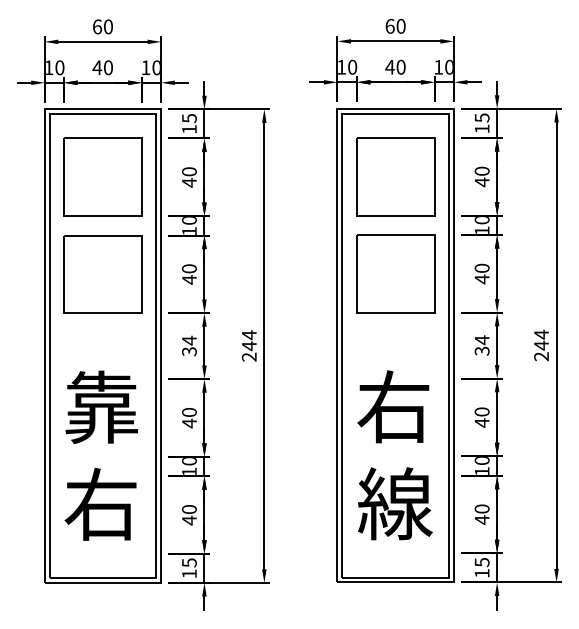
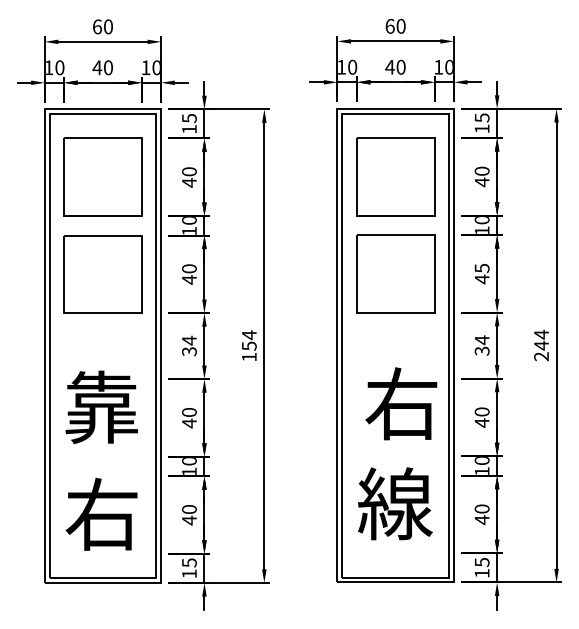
text: 40 -> 45 (481, 268)
text: 244 -> 154 (248, 351)
text position: (393, 406) -> (401, 403) (401, 403)
text position: (100, 503) -> (101, 513) (101, 513)
